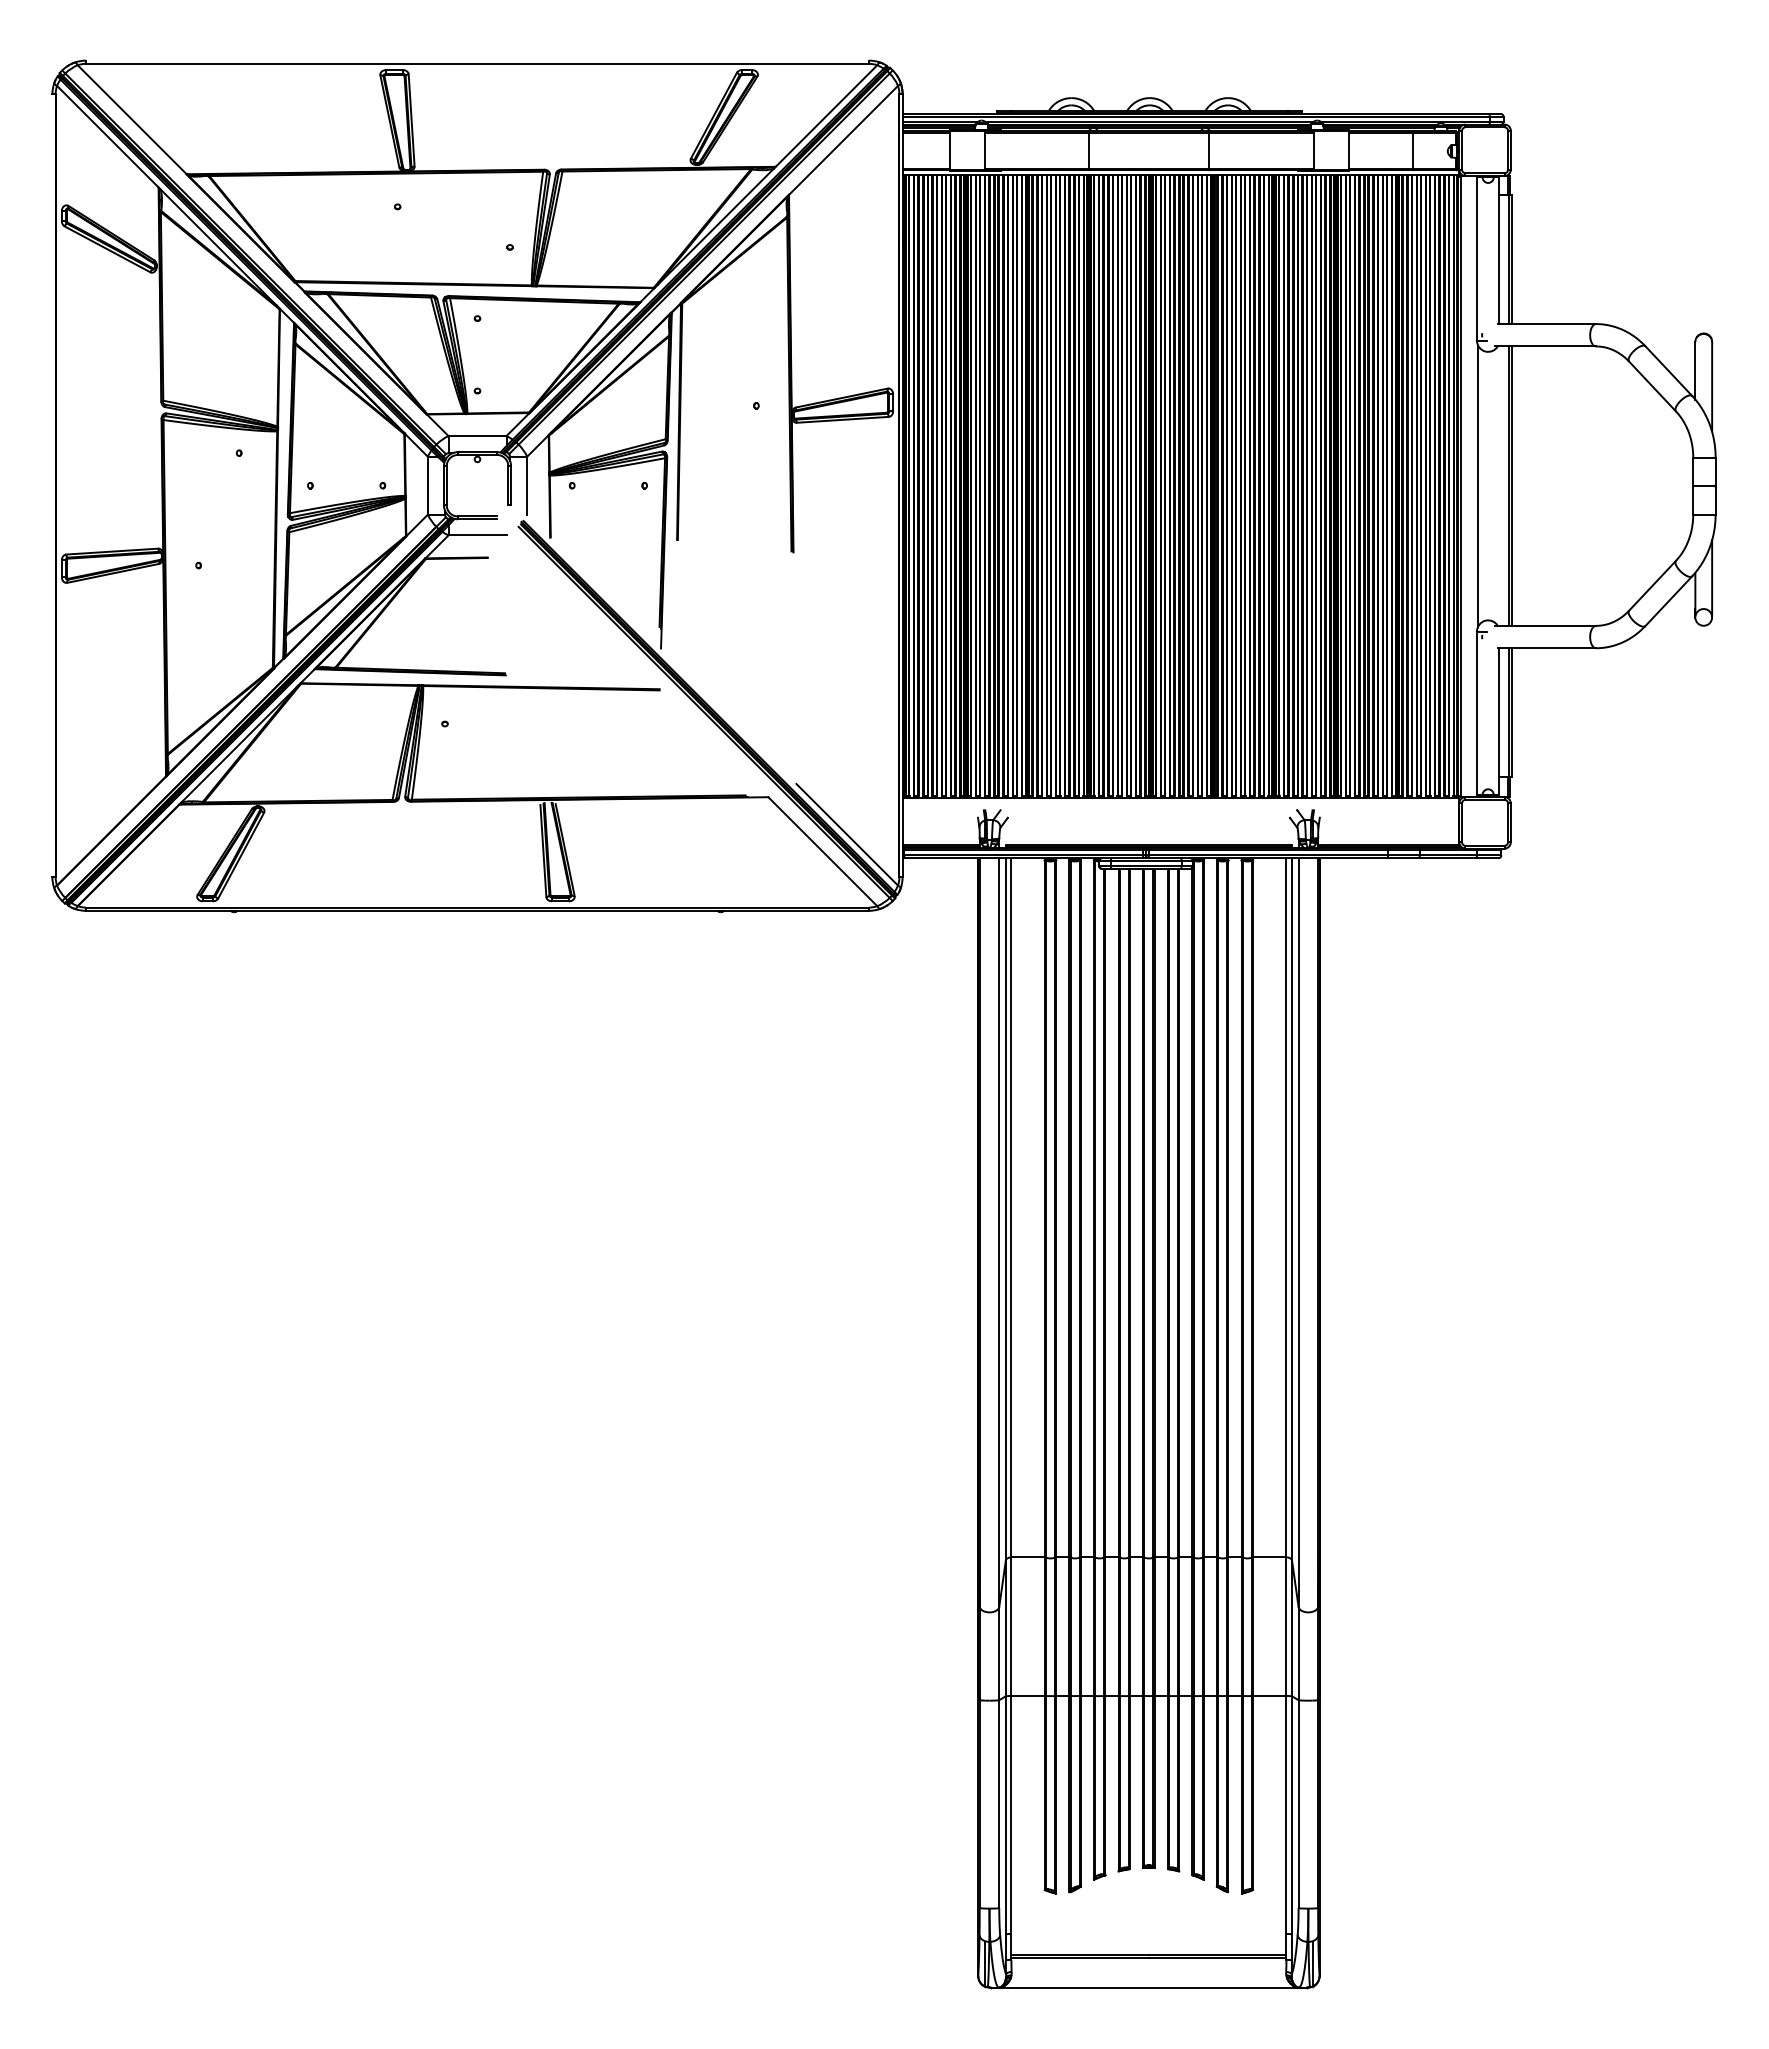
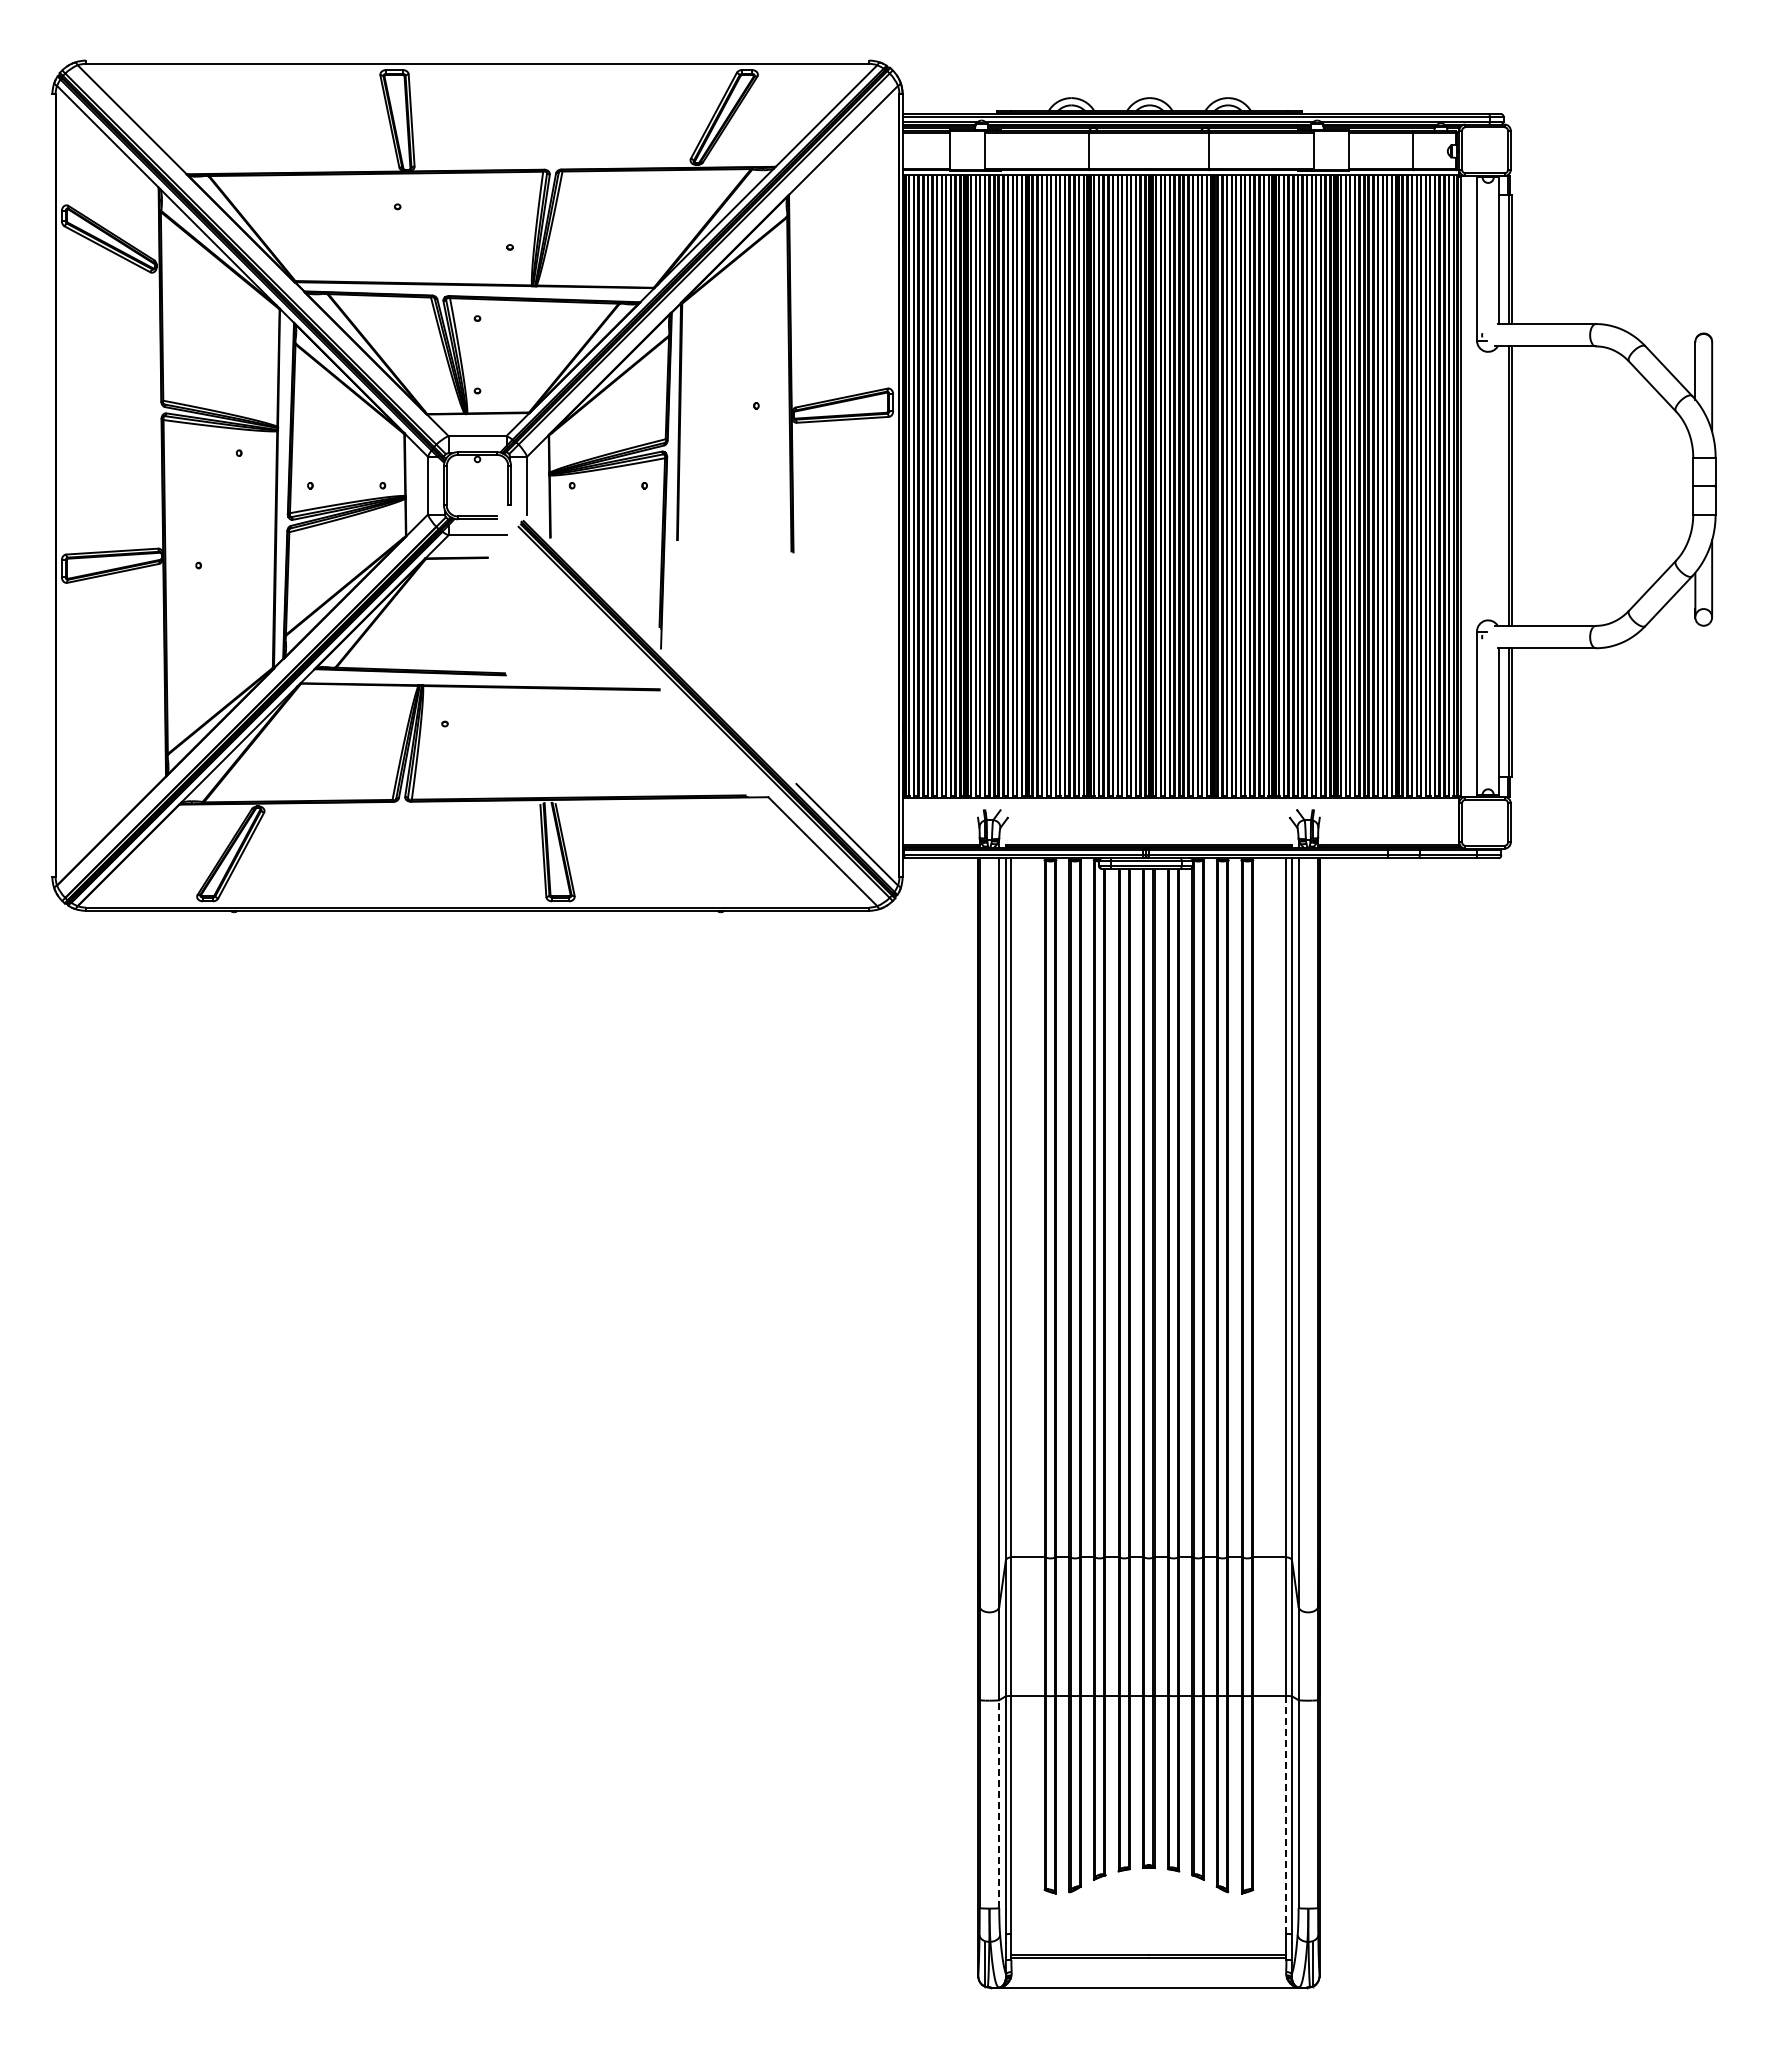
line: present -> none (1478, 485)
line: solid -> dashed (999, 1804)
line: solid -> dashed (1286, 1814)
